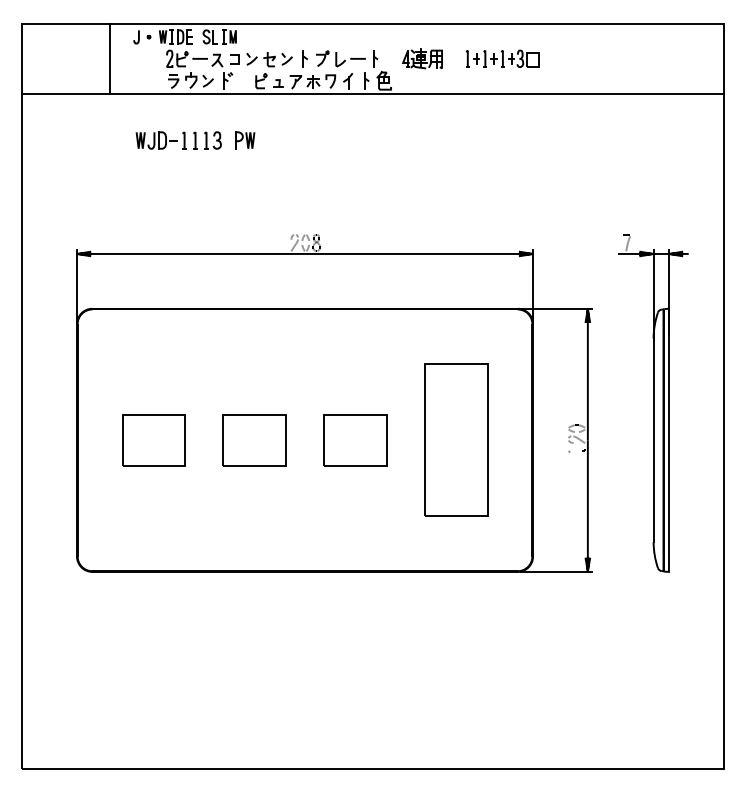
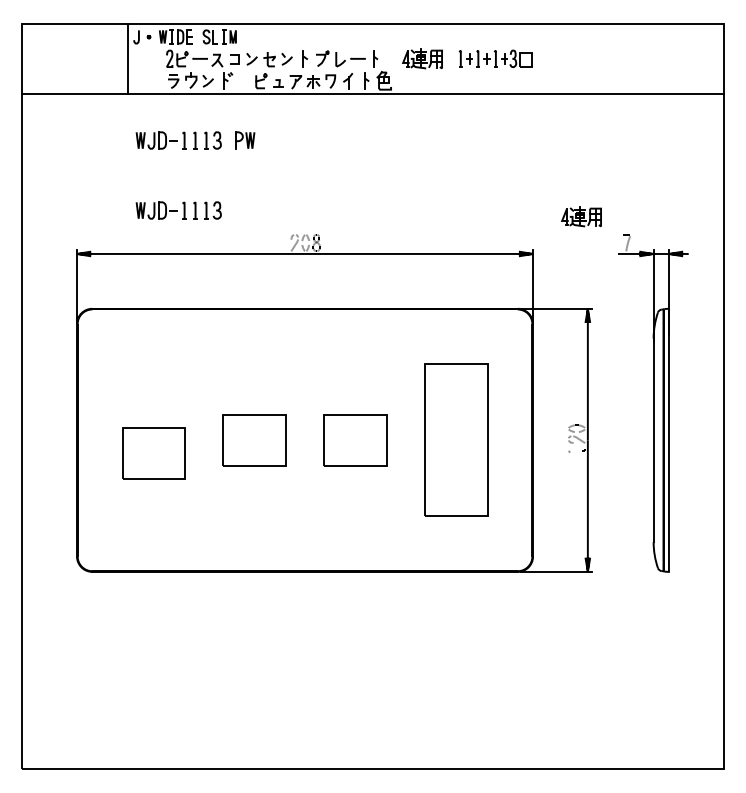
line position: (109, 58) -> (127, 58) (127, 58)
part position: (502, 58) -> (495, 58) (495, 58)
part: none -> present (178, 210)
part: none -> present (581, 216)
part position: (153, 440) -> (153, 453) (153, 453)
